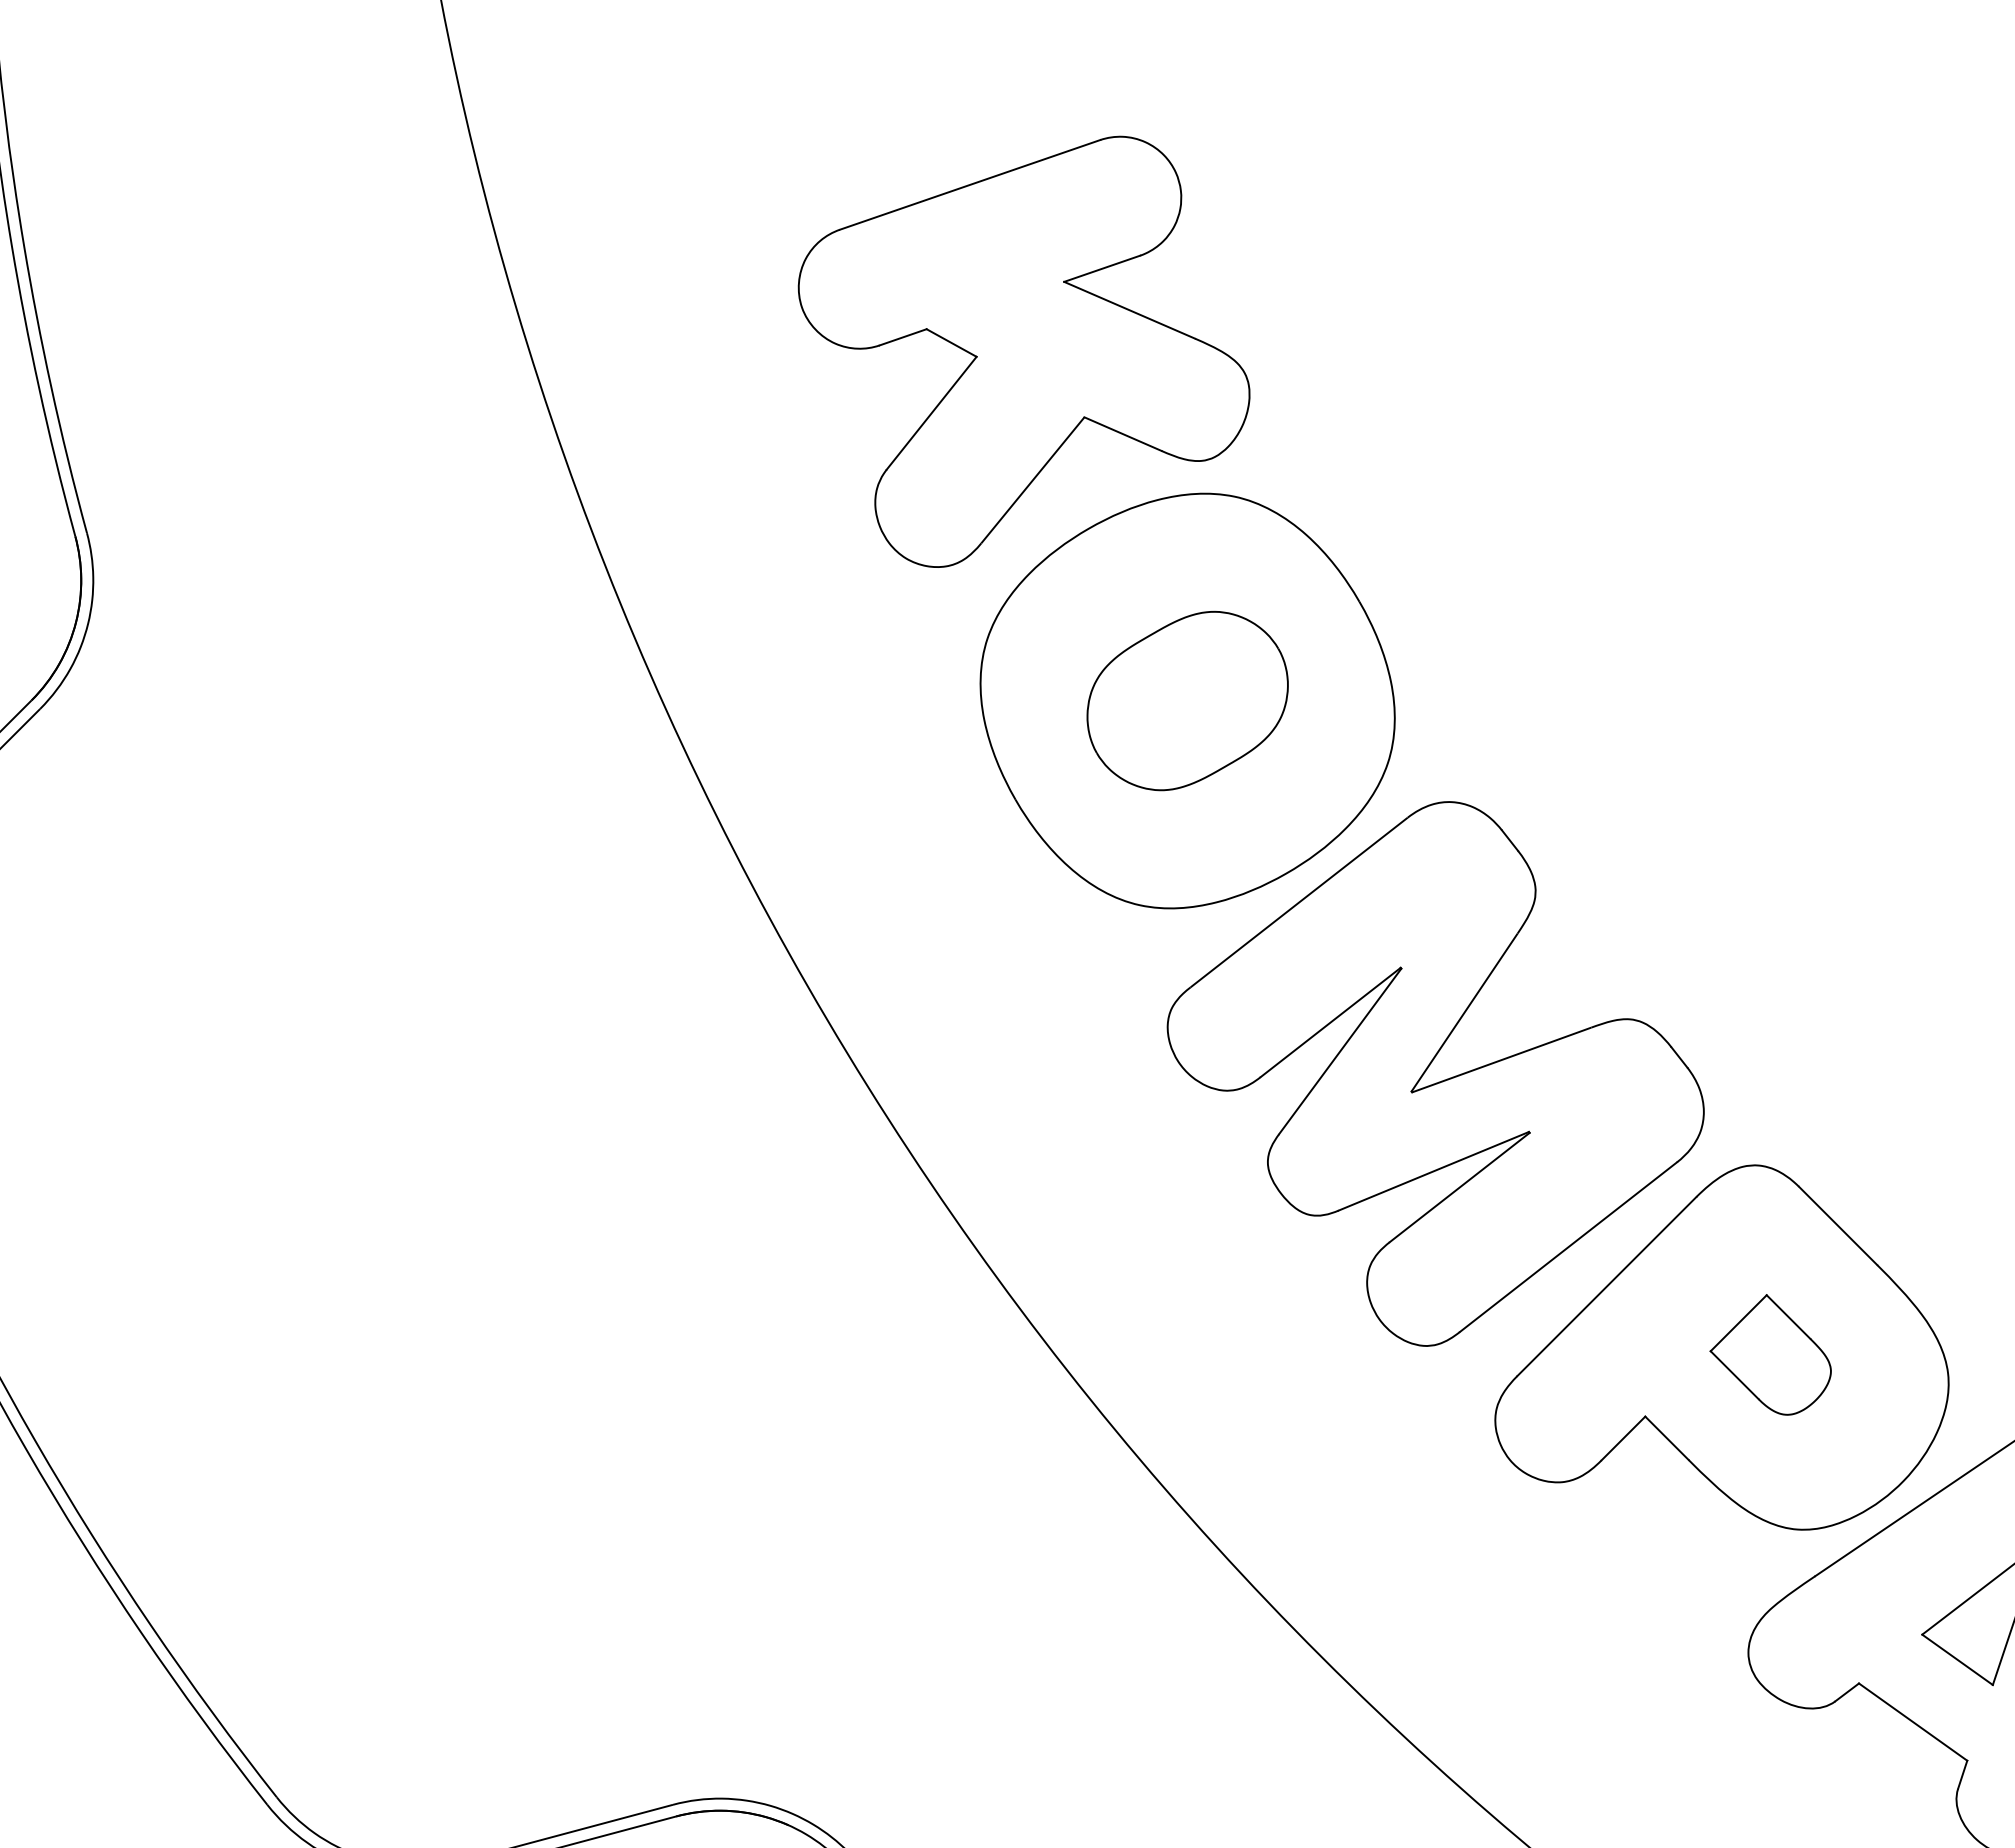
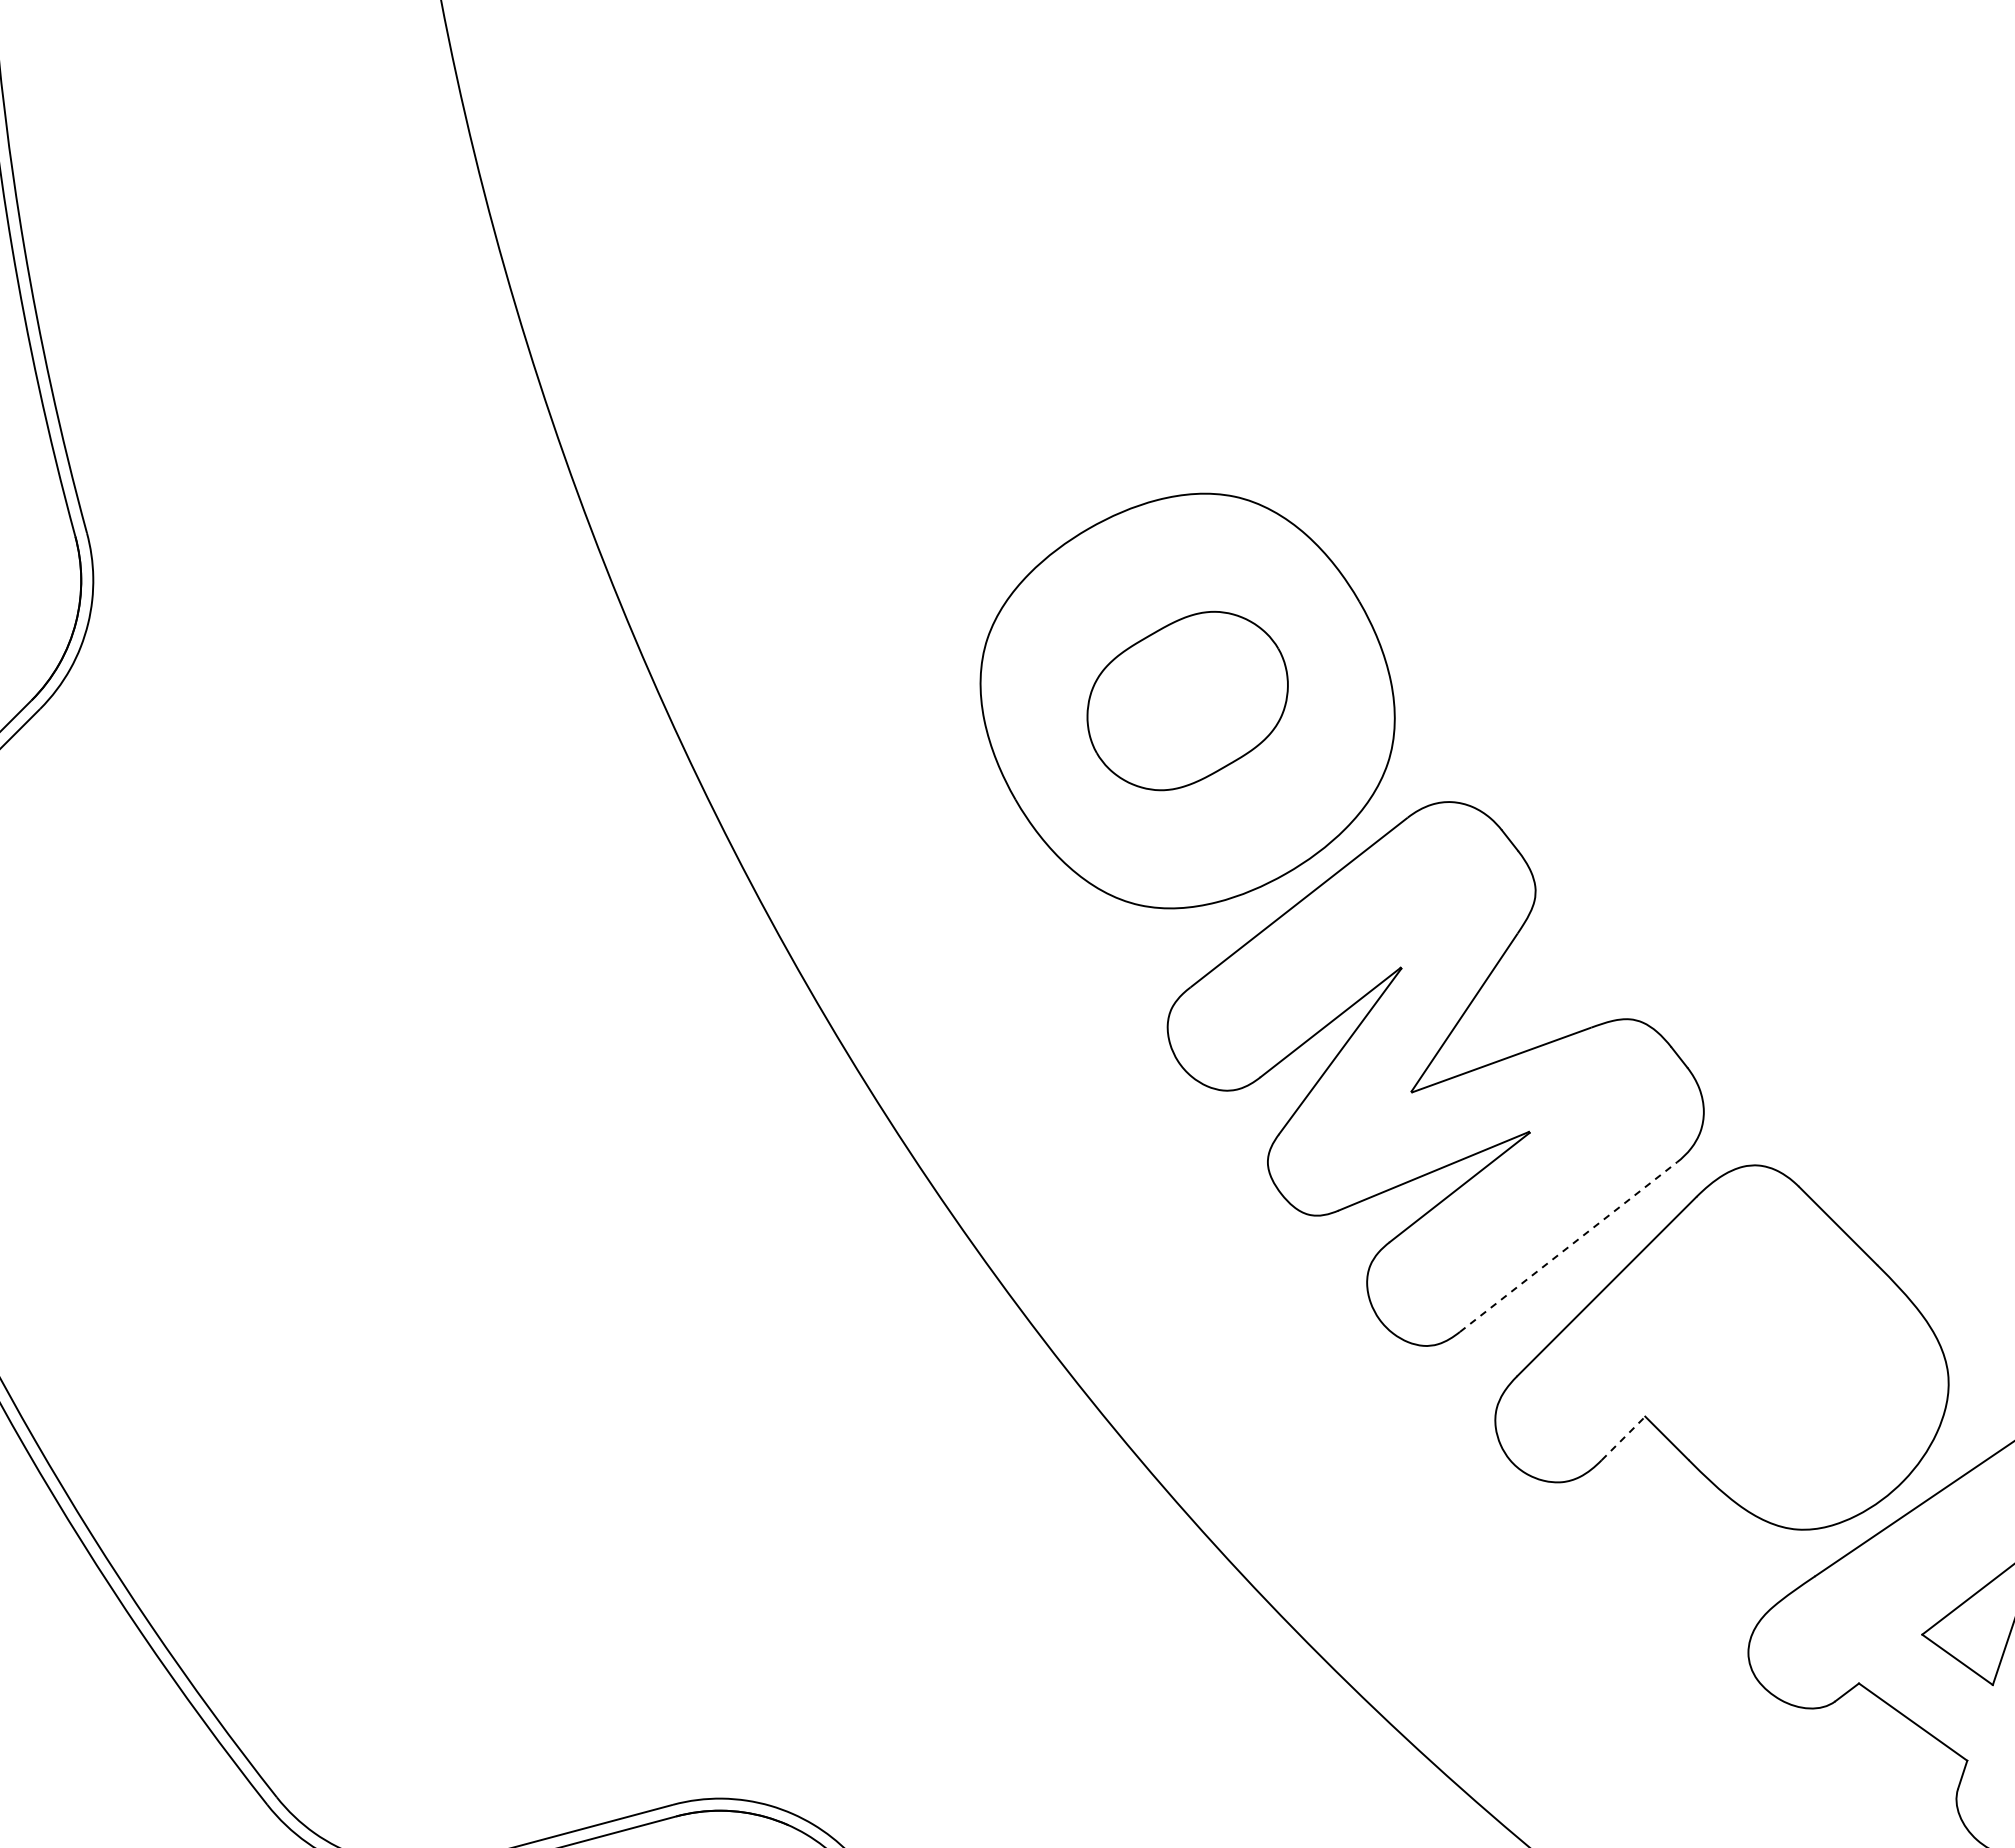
part: present -> none (1023, 351)
line: solid -> dashed (1568, 1247)
part: present -> none (1770, 1354)
line: solid -> dashed (1623, 1438)
